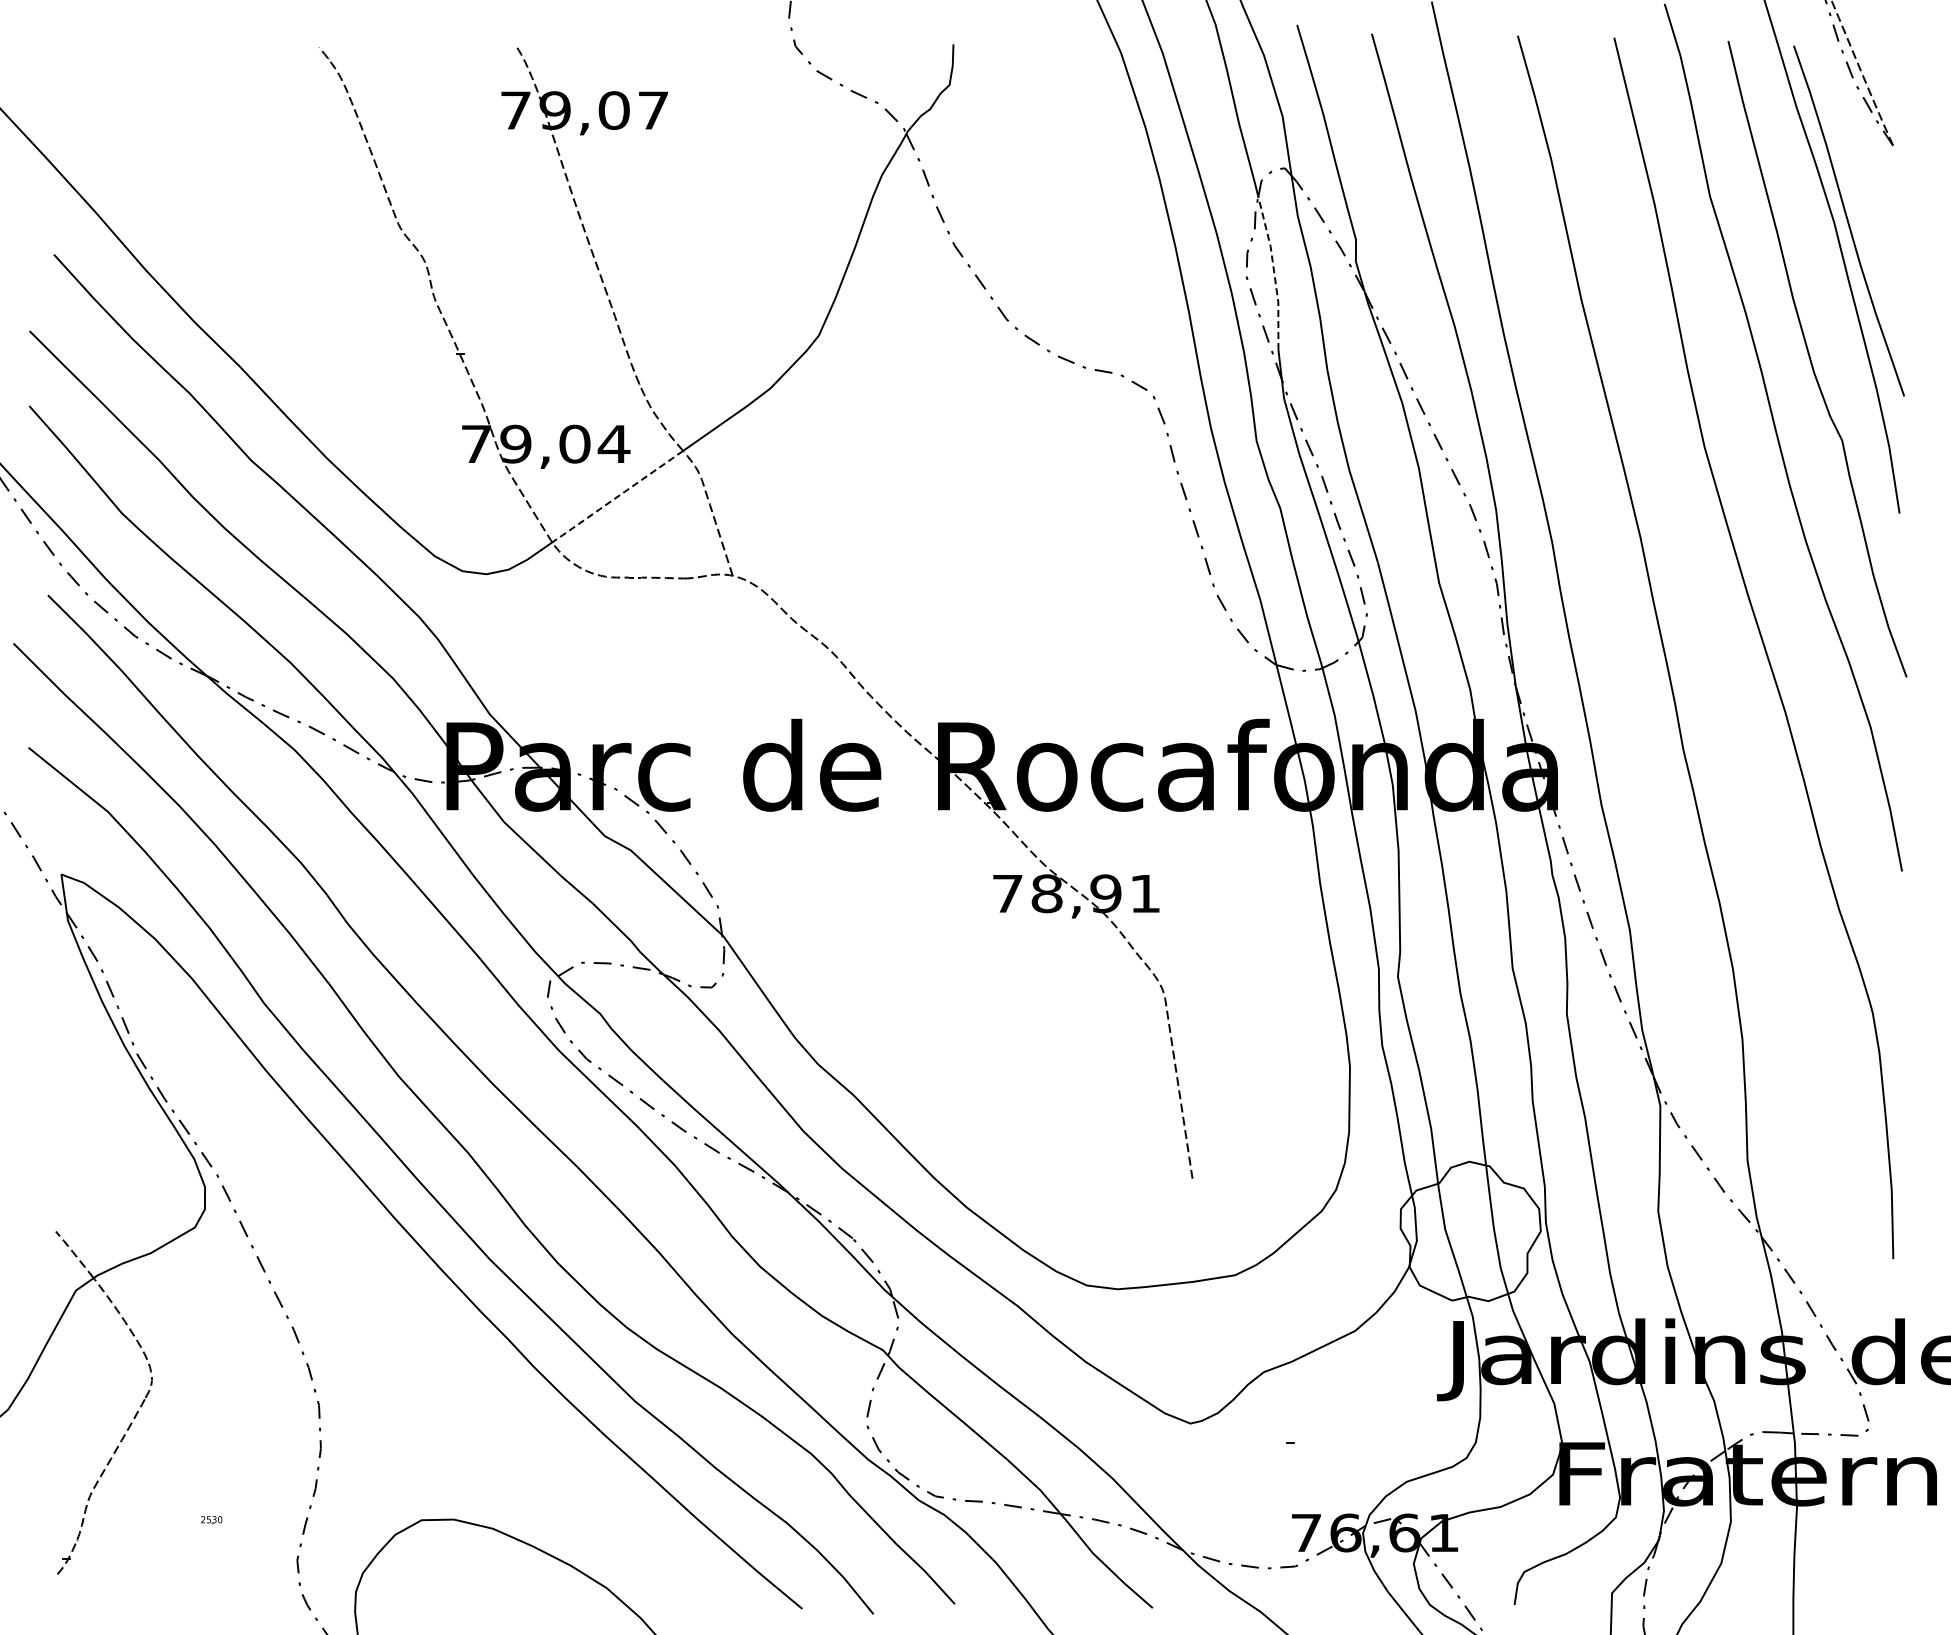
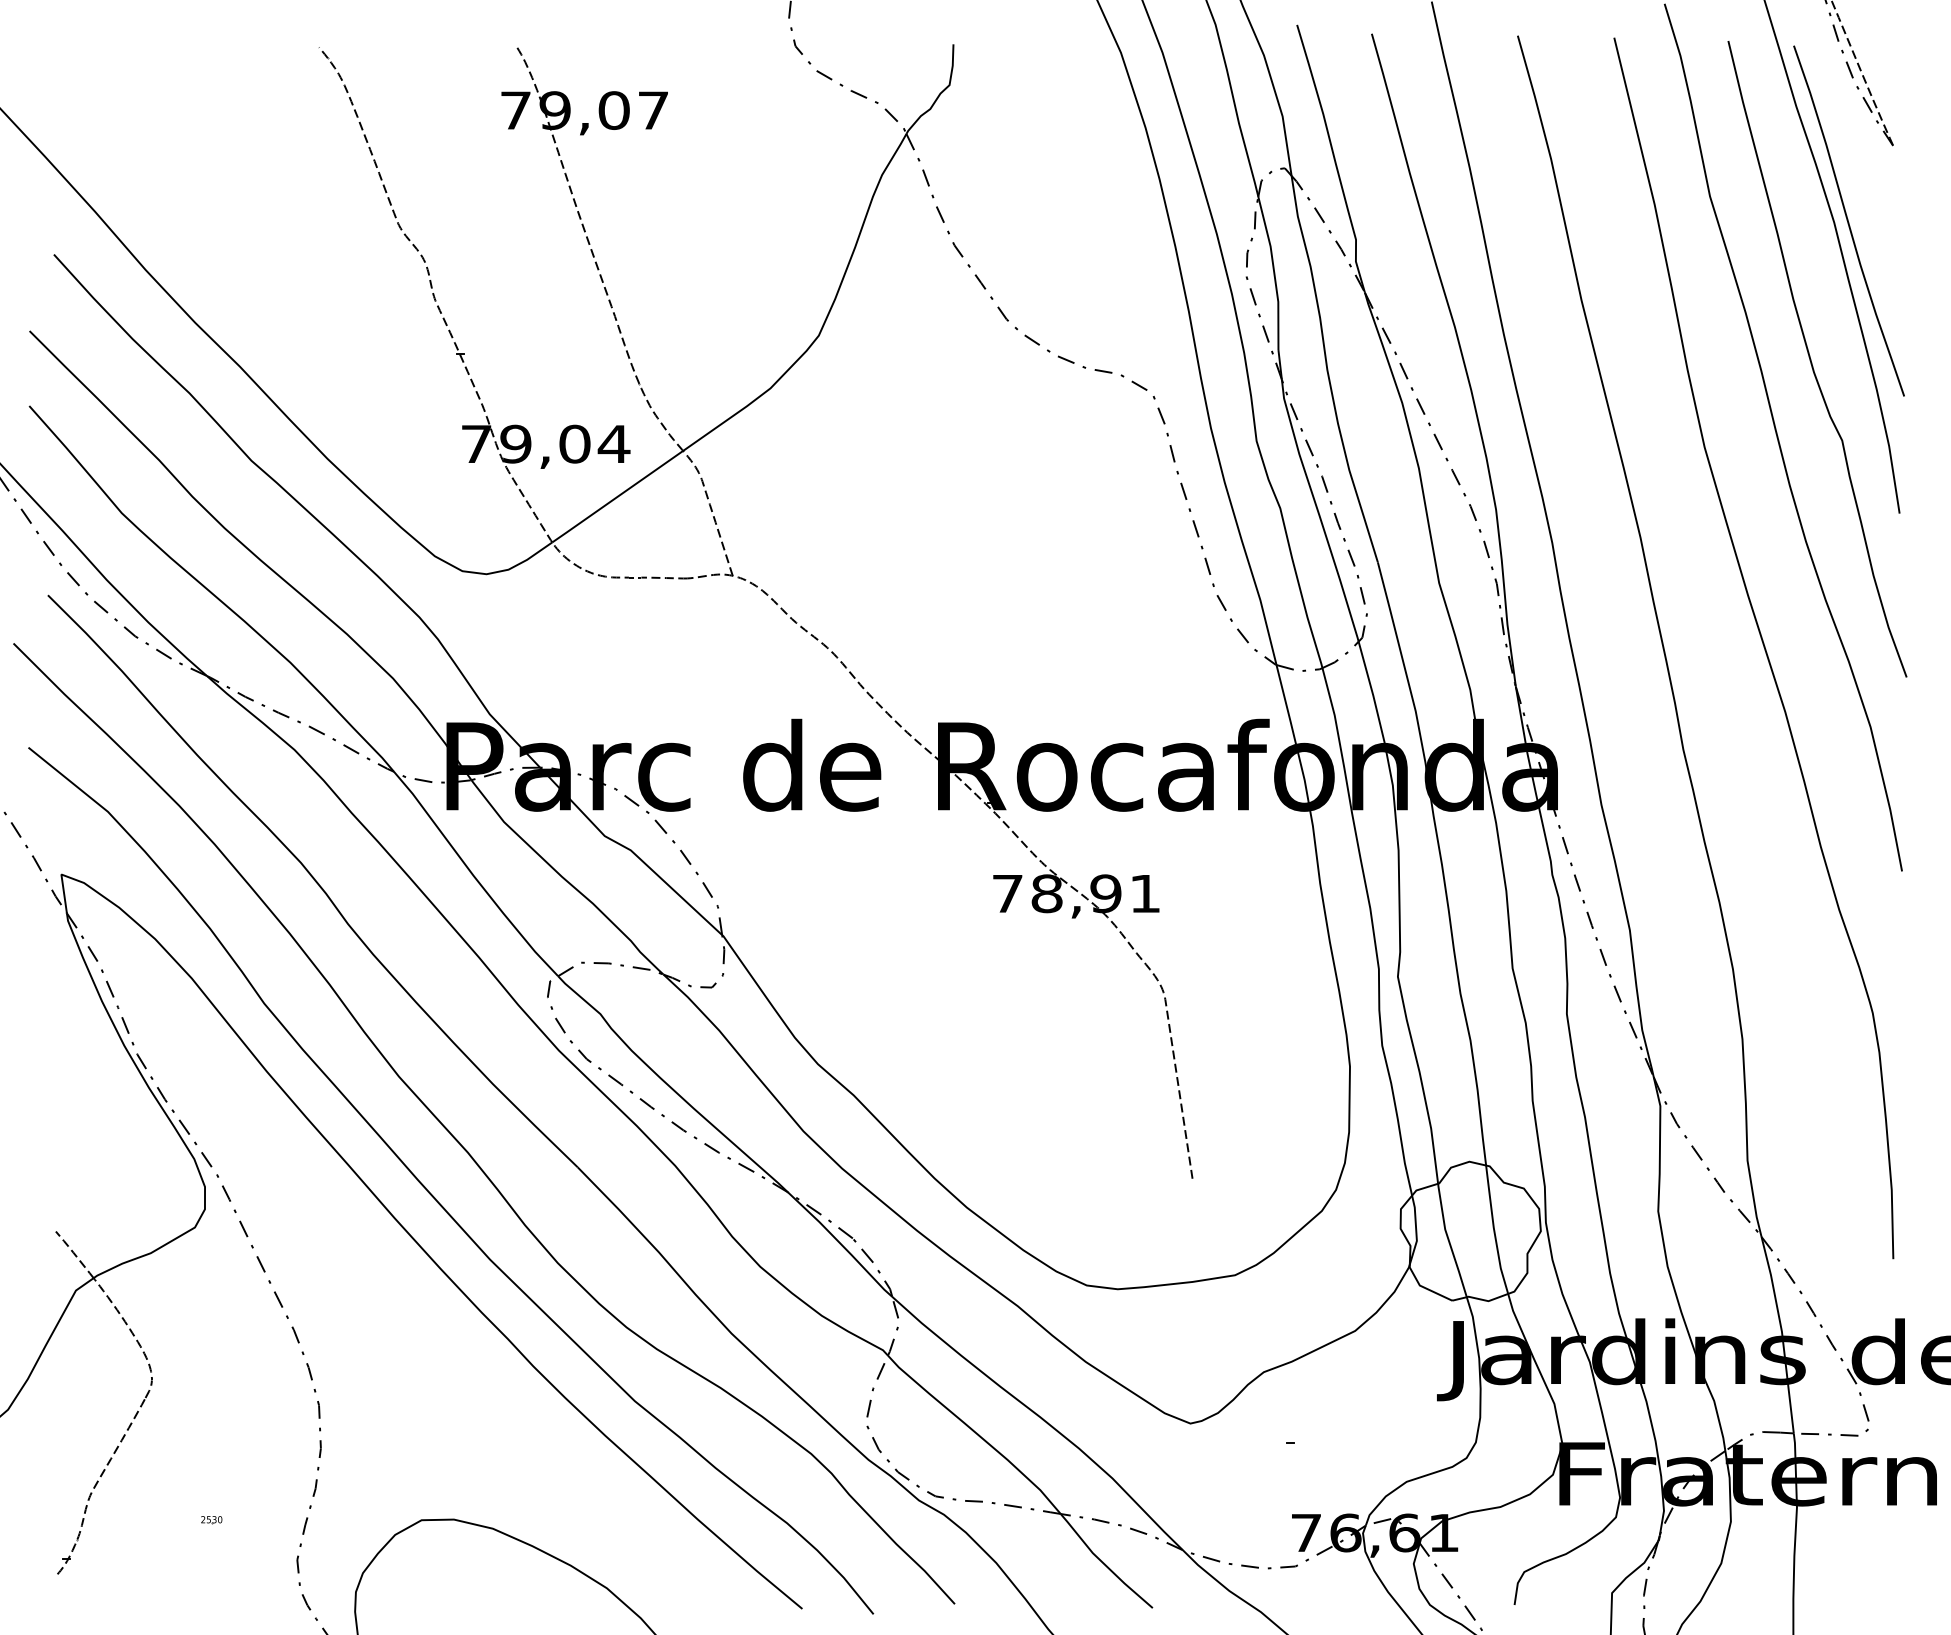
line: dashed -> solid (1274, 272)
line: dashed -> solid (617, 496)
